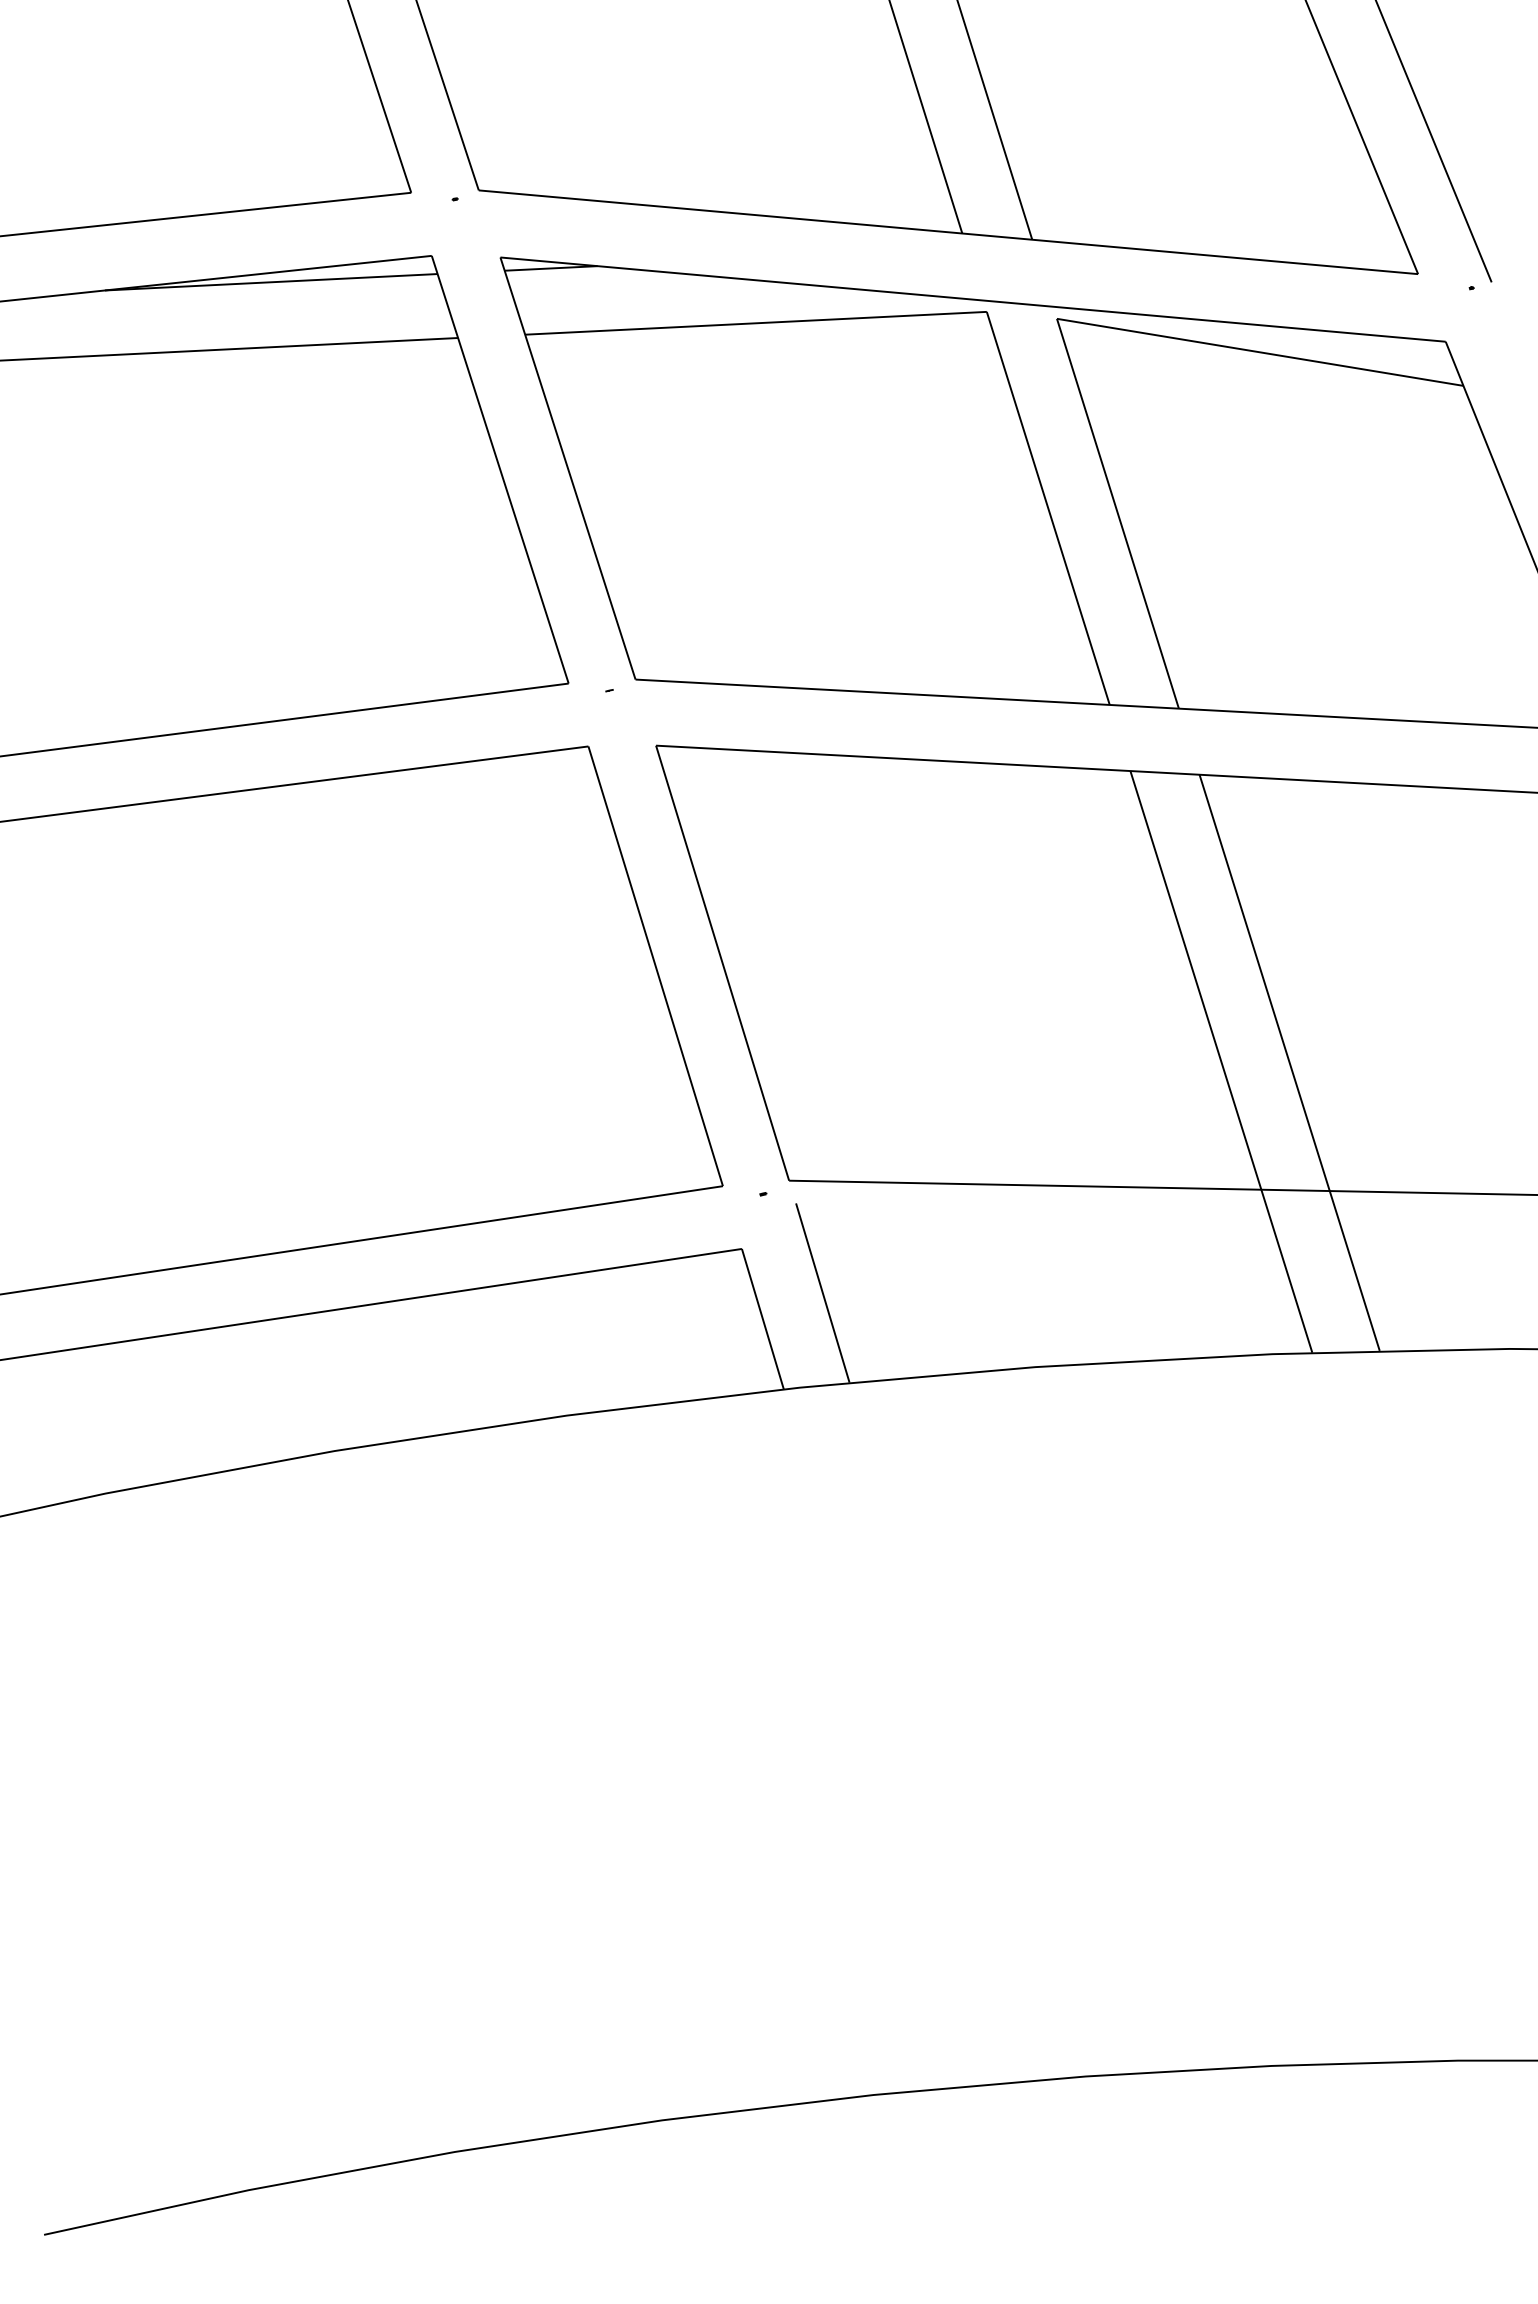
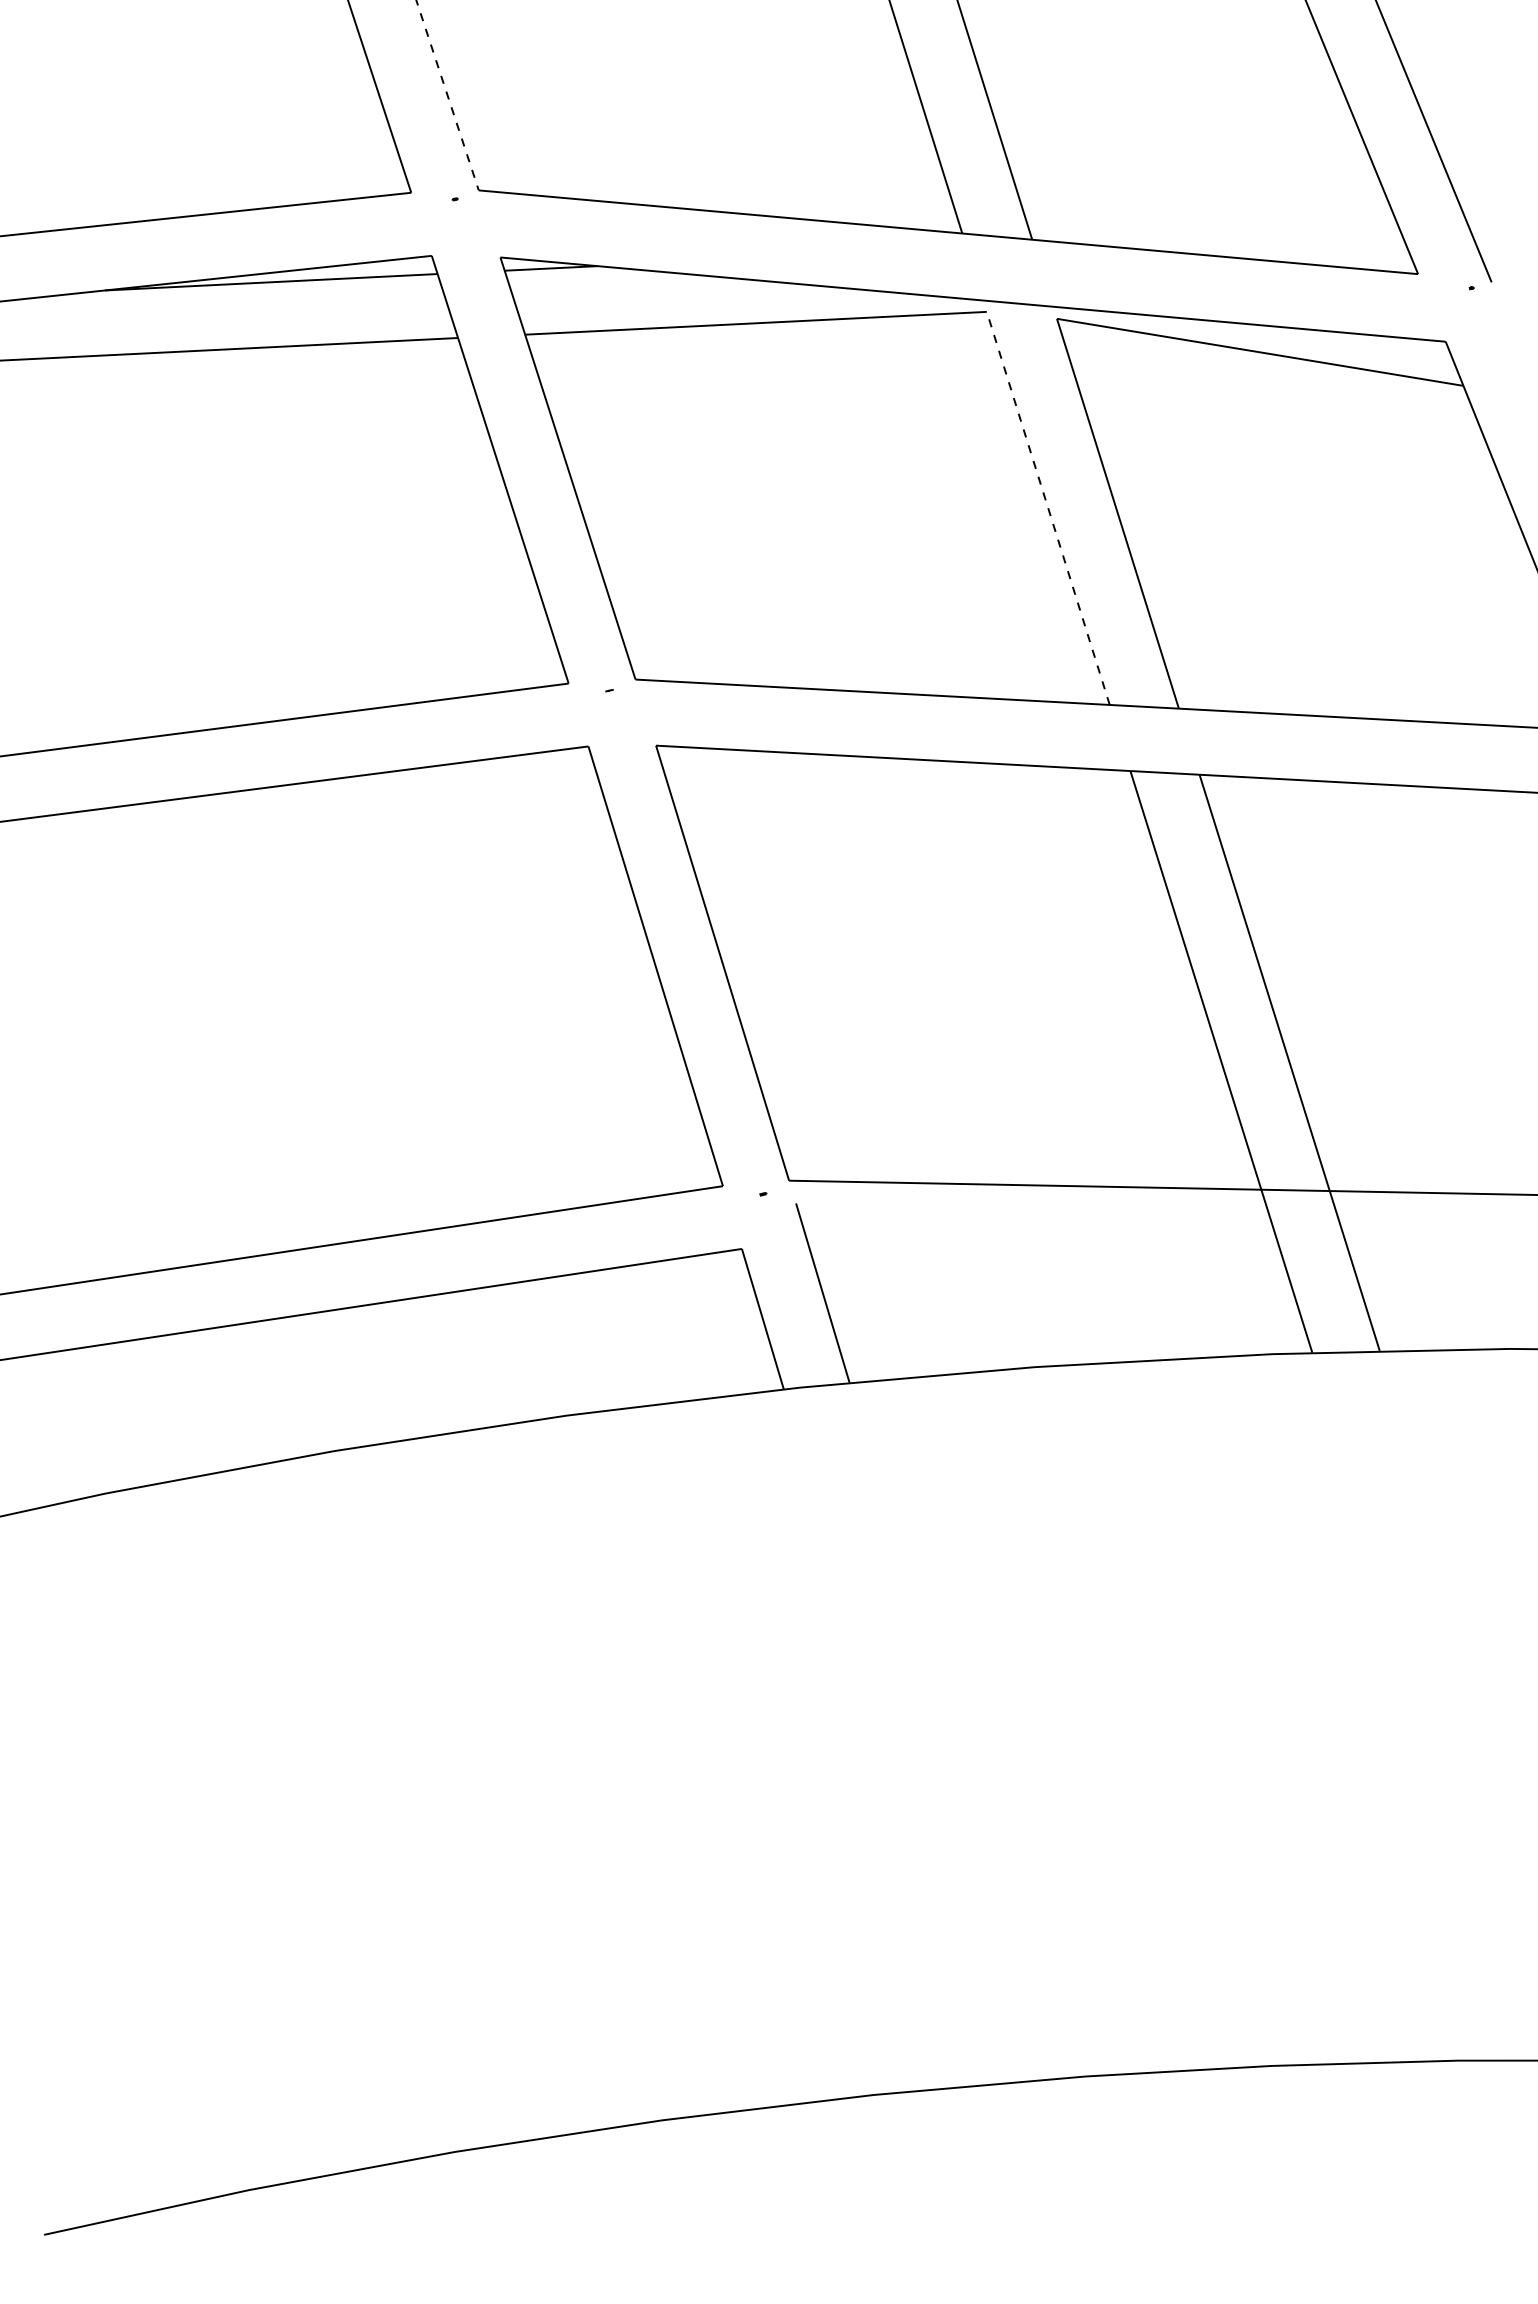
line: solid -> dashed (447, 95)
line: solid -> dashed (1048, 508)
